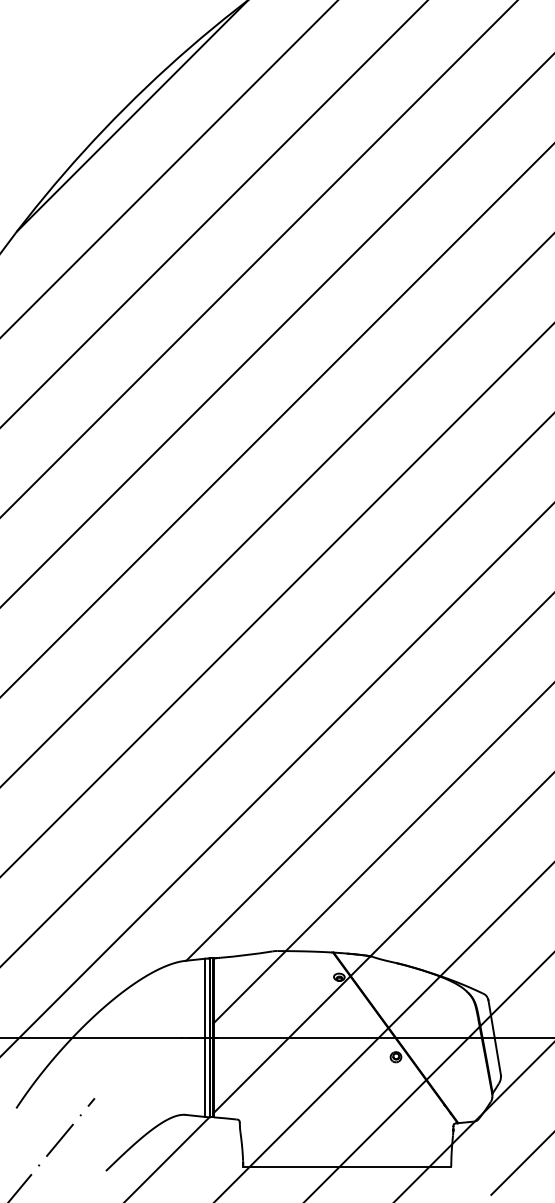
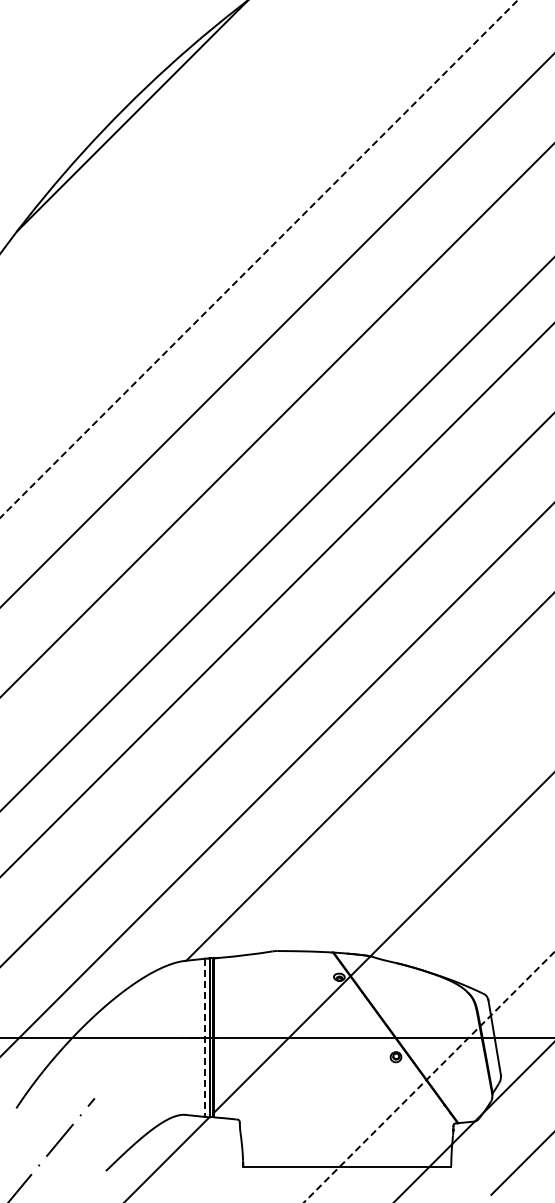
line: present -> none (168, 168)
line: present -> none (213, 213)
line: solid -> dashed (259, 259)
line position: (276, 510) -> (276, 534) (276, 534)
line: present -> none (382, 854)
line: present -> none (384, 1031)
line: solid -> dashed (205, 1038)
line: solid -> dashed (429, 1076)
